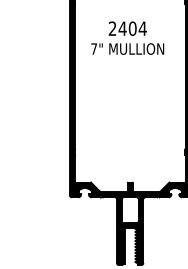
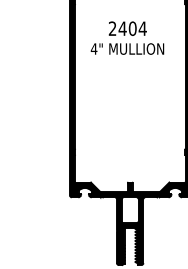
text: 7" -> 4" (93, 48)
